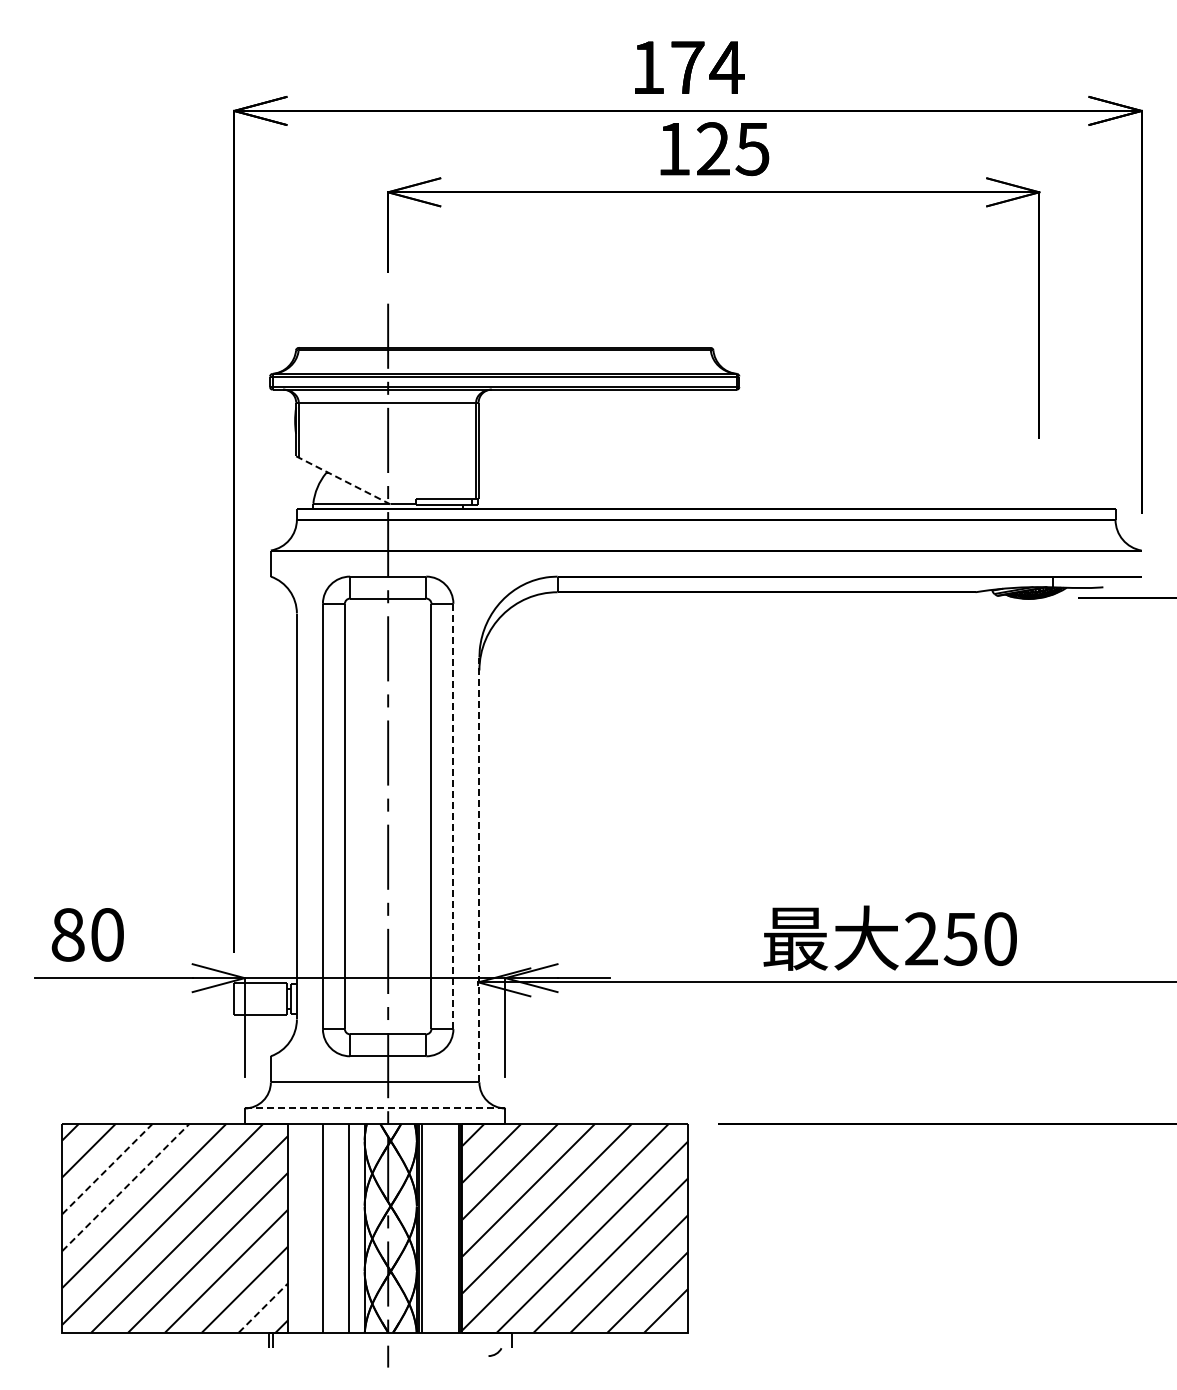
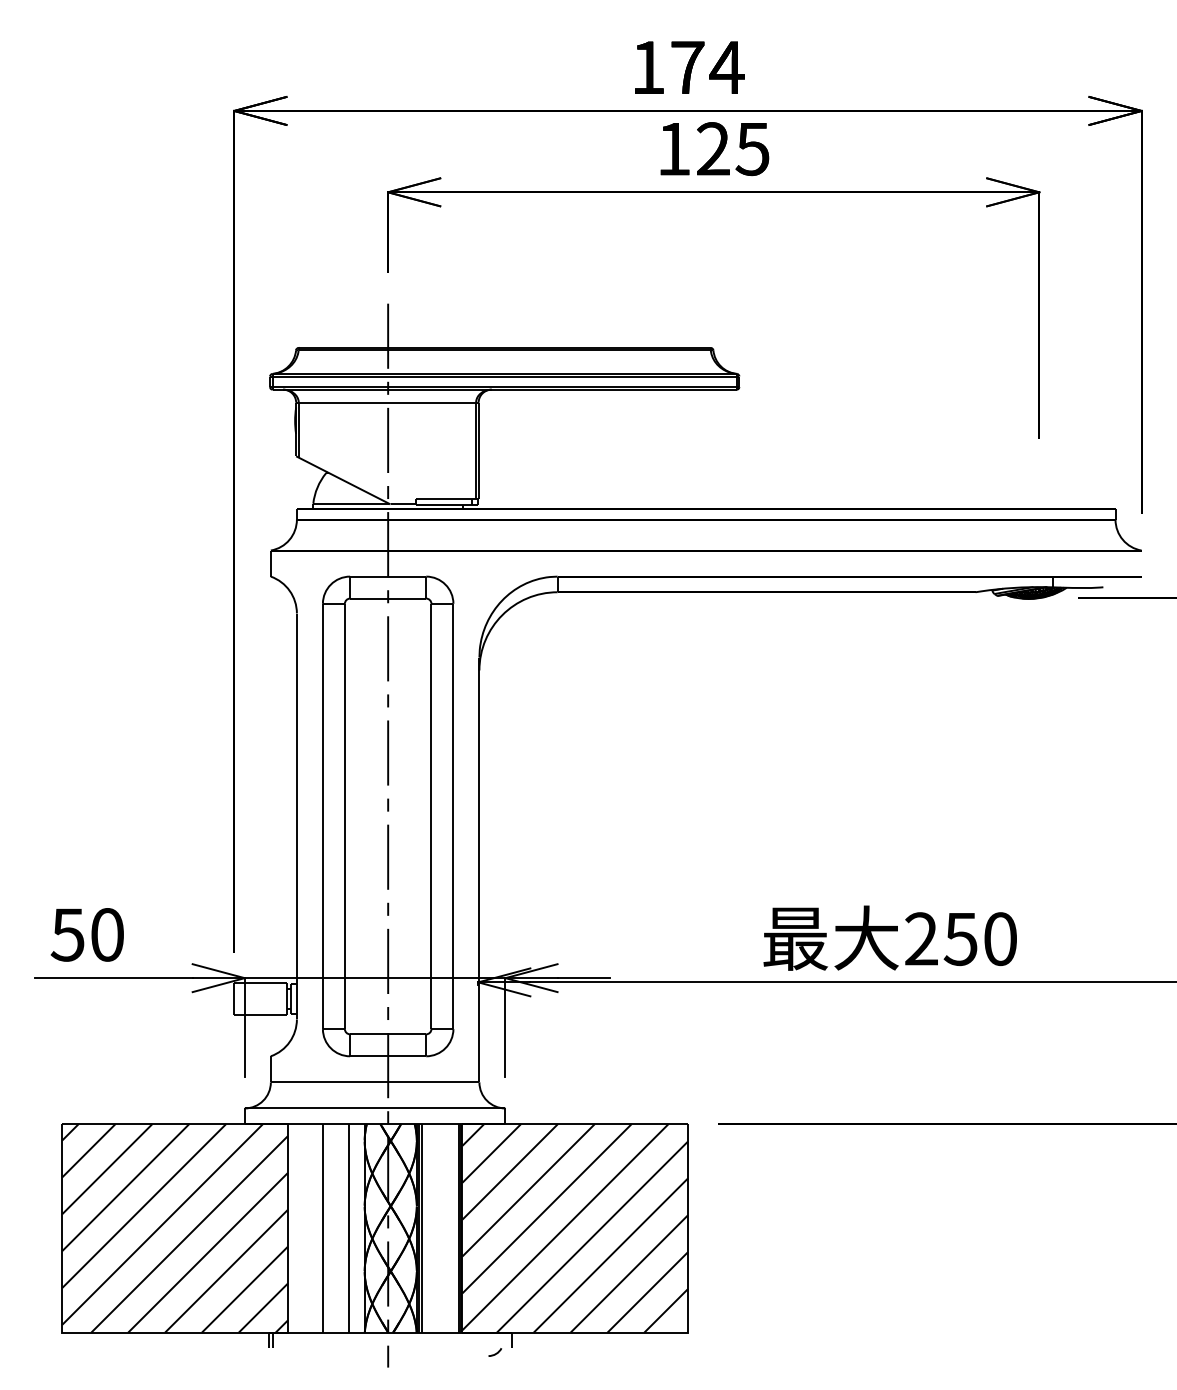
line: dashed -> solid (343, 480)
line: dashed -> solid (453, 816)
line: dashed -> solid (479, 869)
text: 80 -> 50 (67, 934)
line: dashed -> solid (375, 1108)
line: dashed -> solid (107, 1169)
line: dashed -> solid (125, 1187)
line: dashed -> solid (263, 1308)
